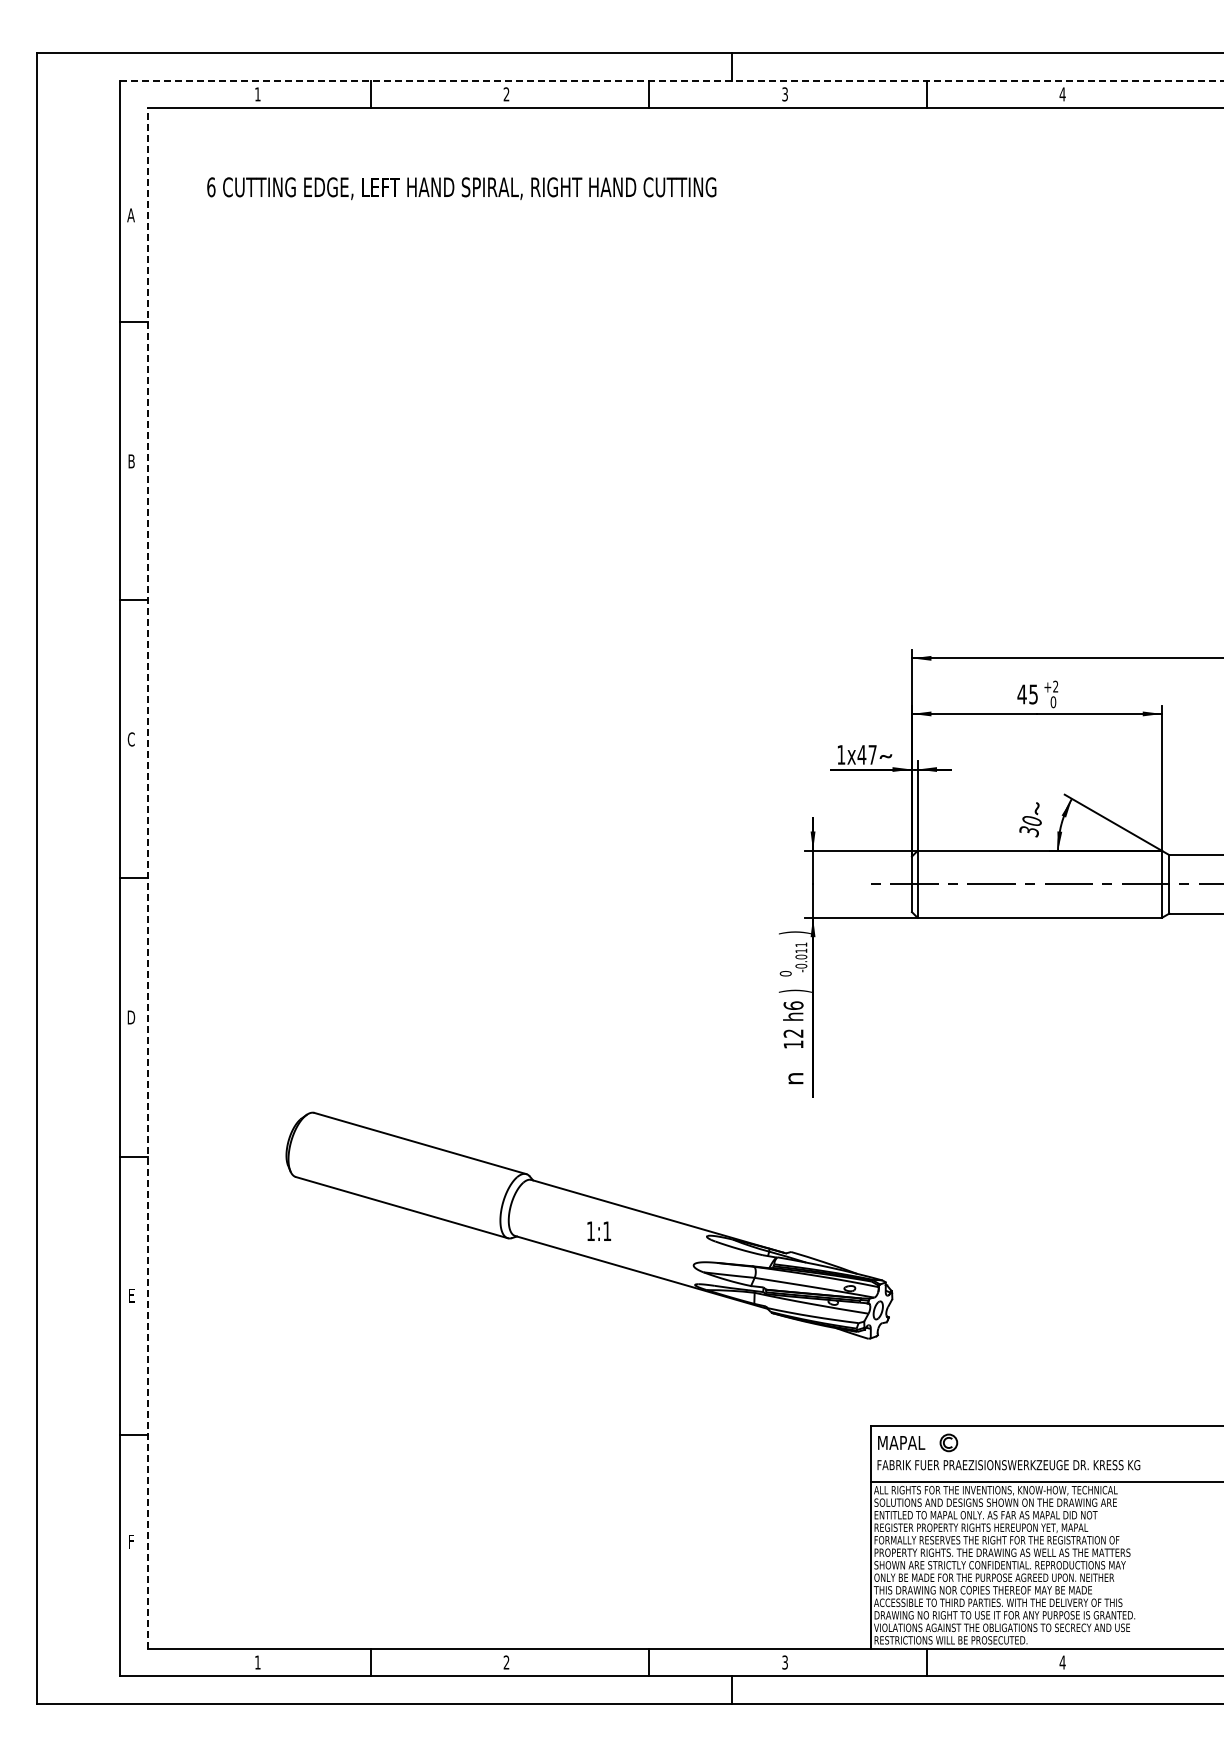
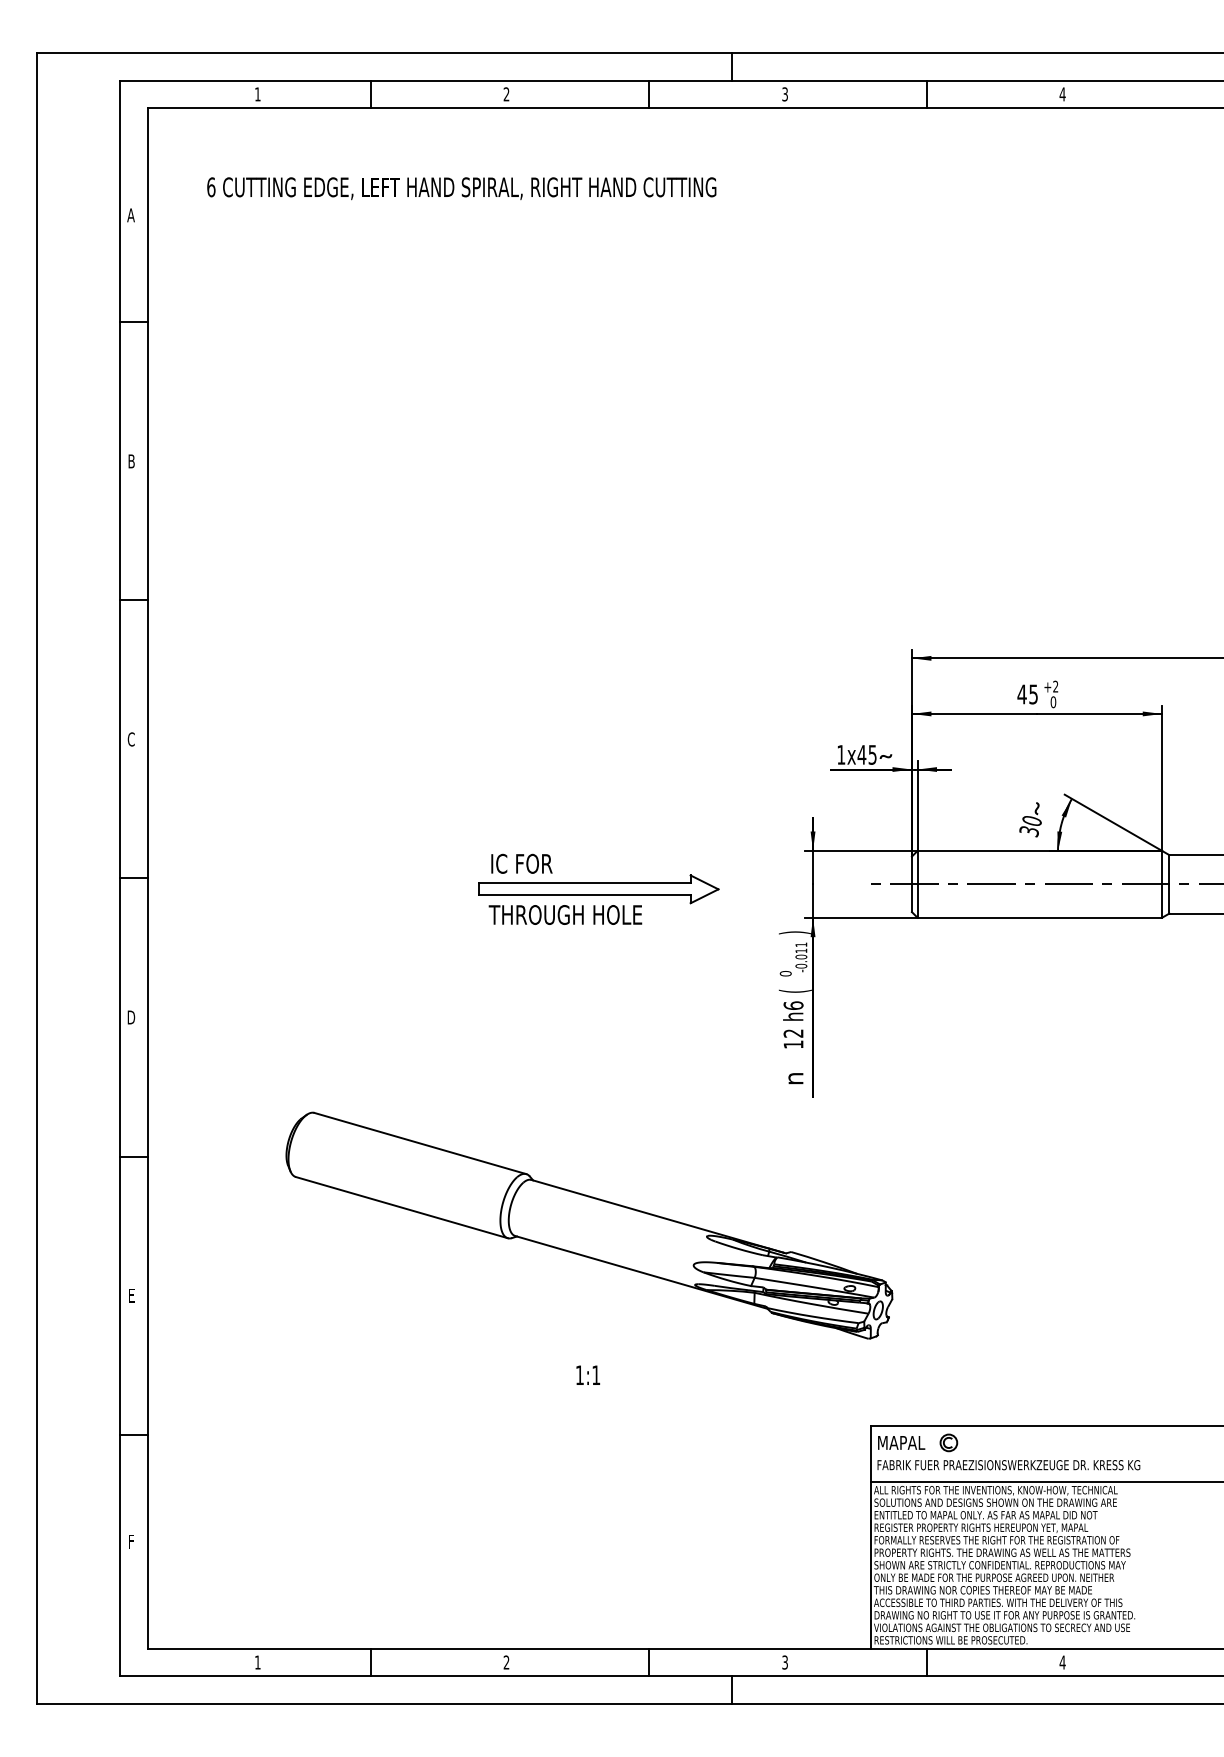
line: dashed -> solid (672, 80)
text: 1x47 -> 1x45 (872, 754)
line: dashed -> solid (148, 878)
part: none -> present (598, 888)
text: ) -> ( (794, 990)
text position: (599, 1230) -> (588, 1374) (588, 1374)
